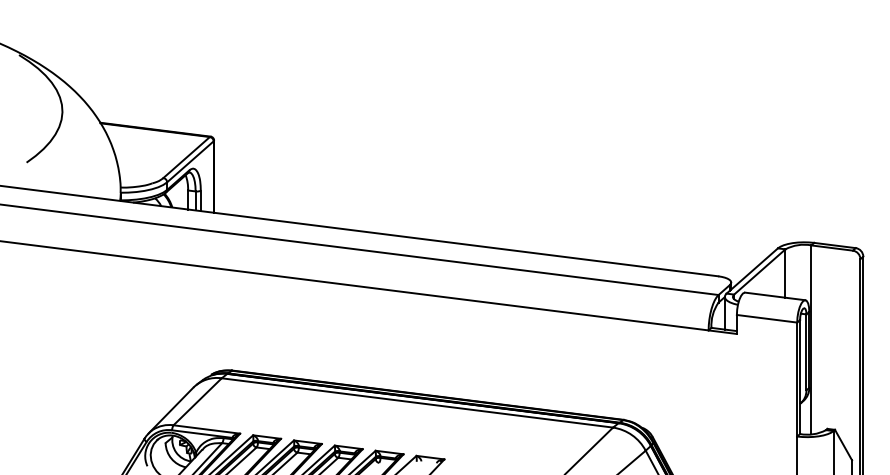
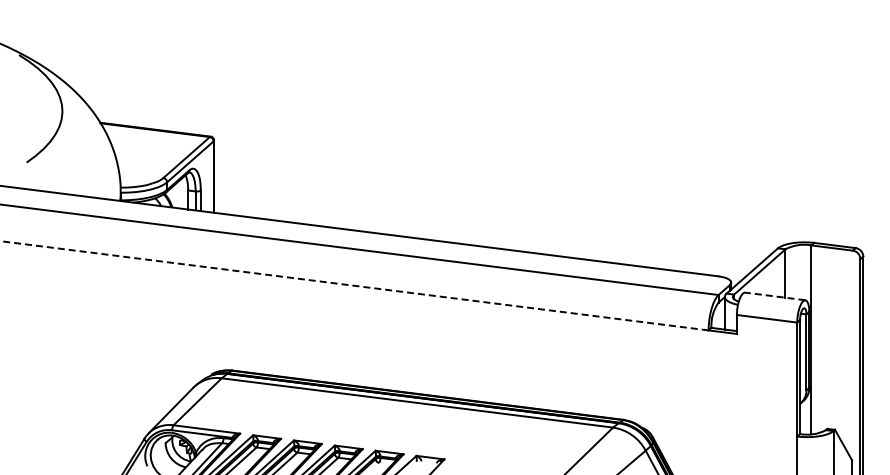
line: solid -> dashed (354, 285)
line: solid -> dashed (774, 296)
